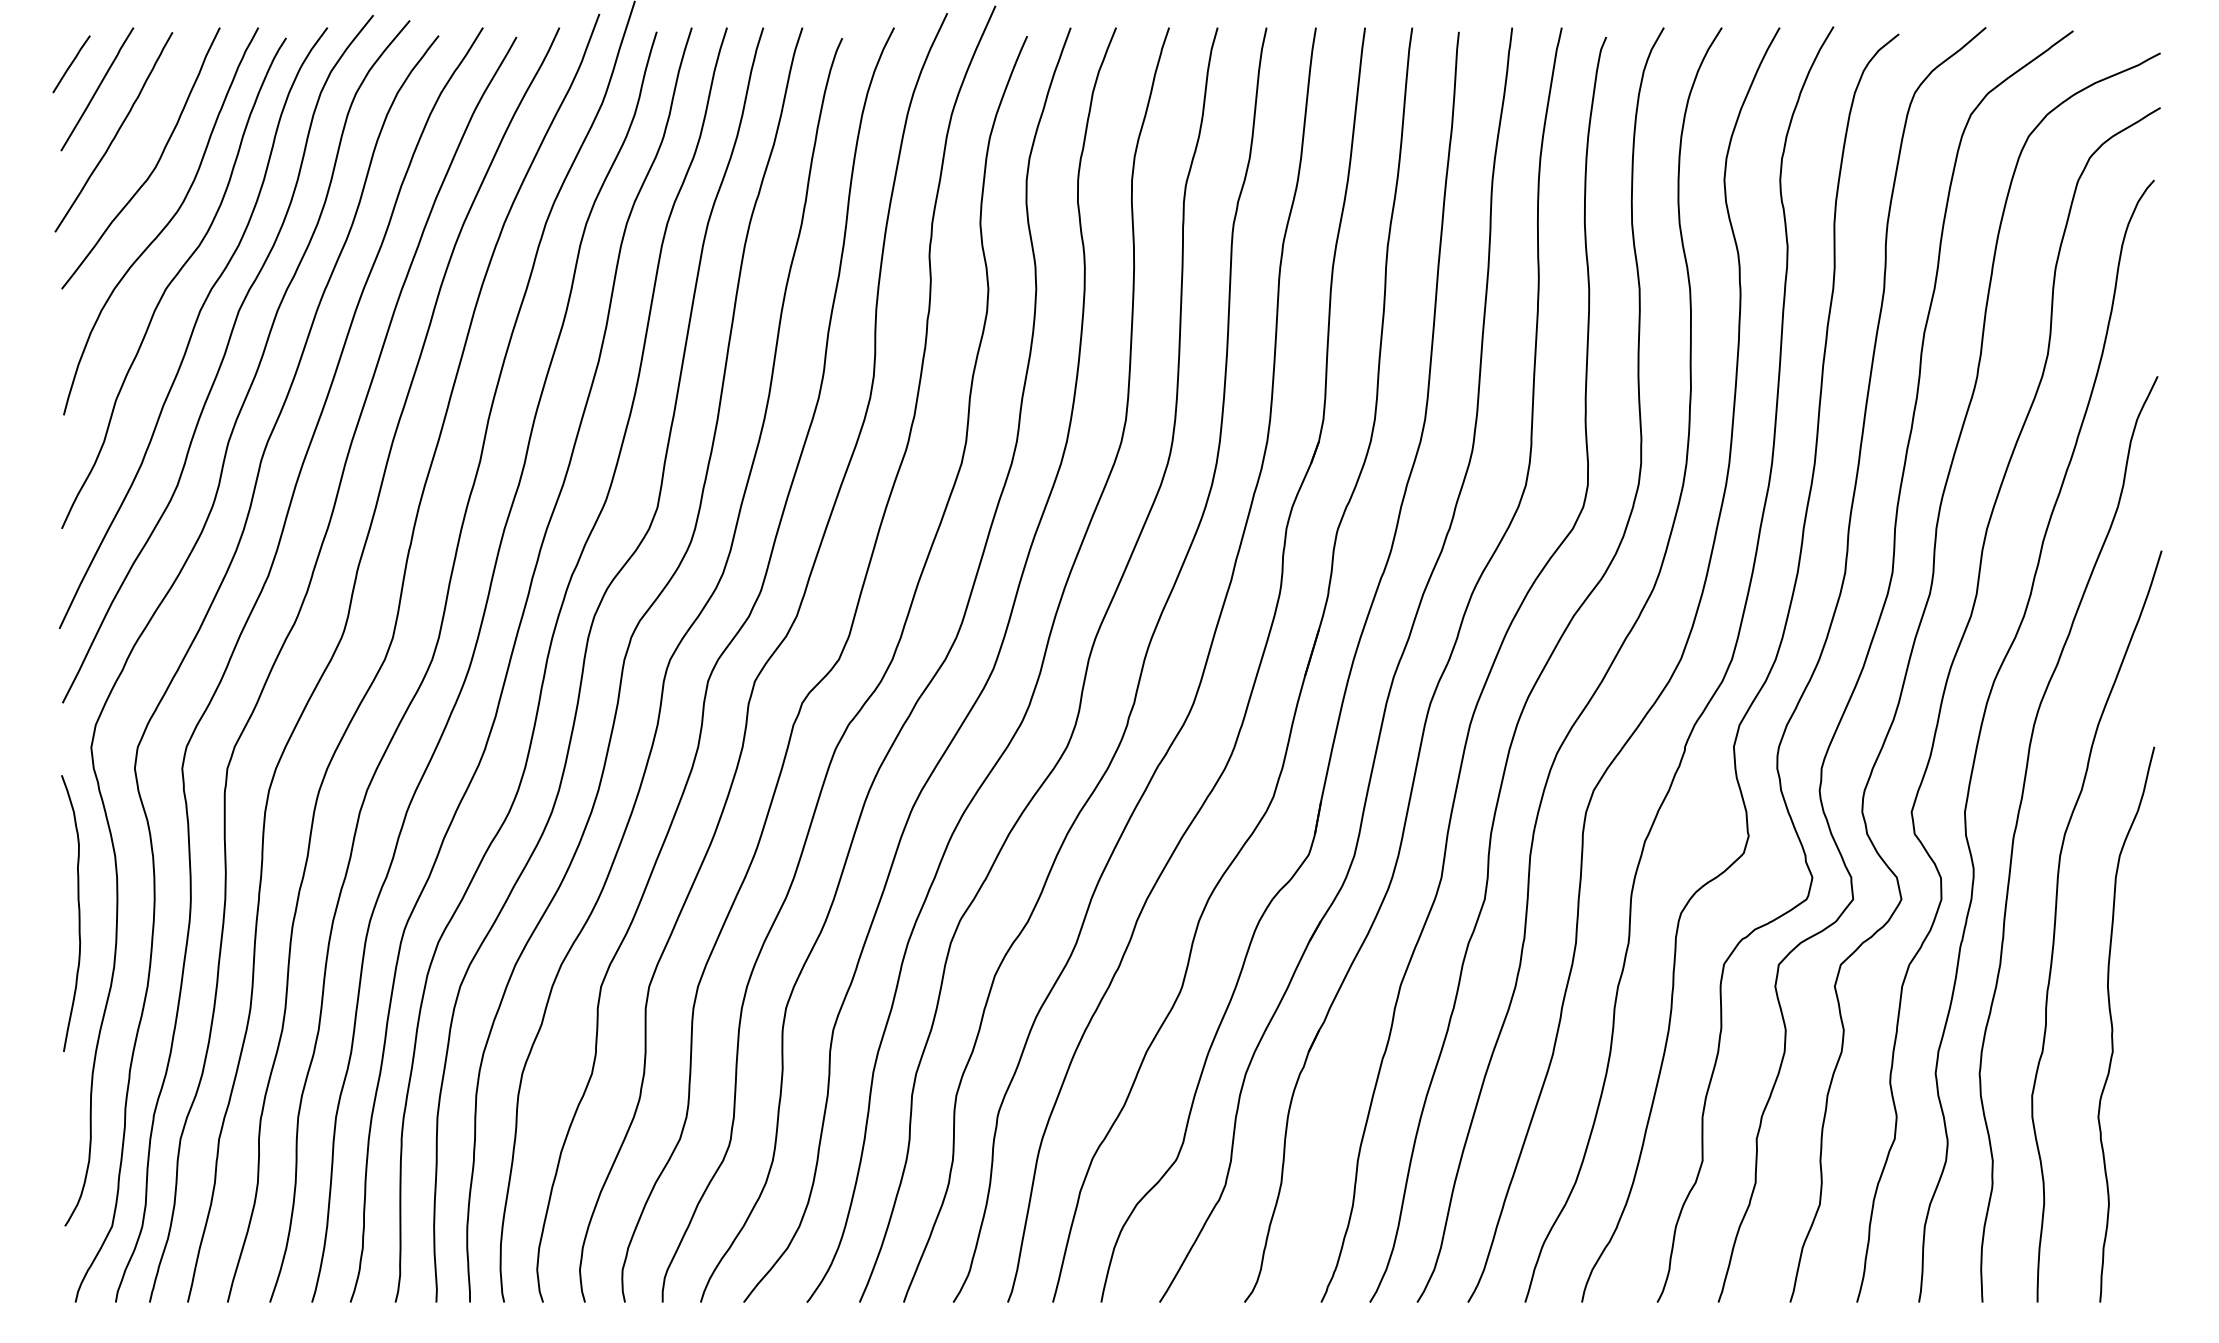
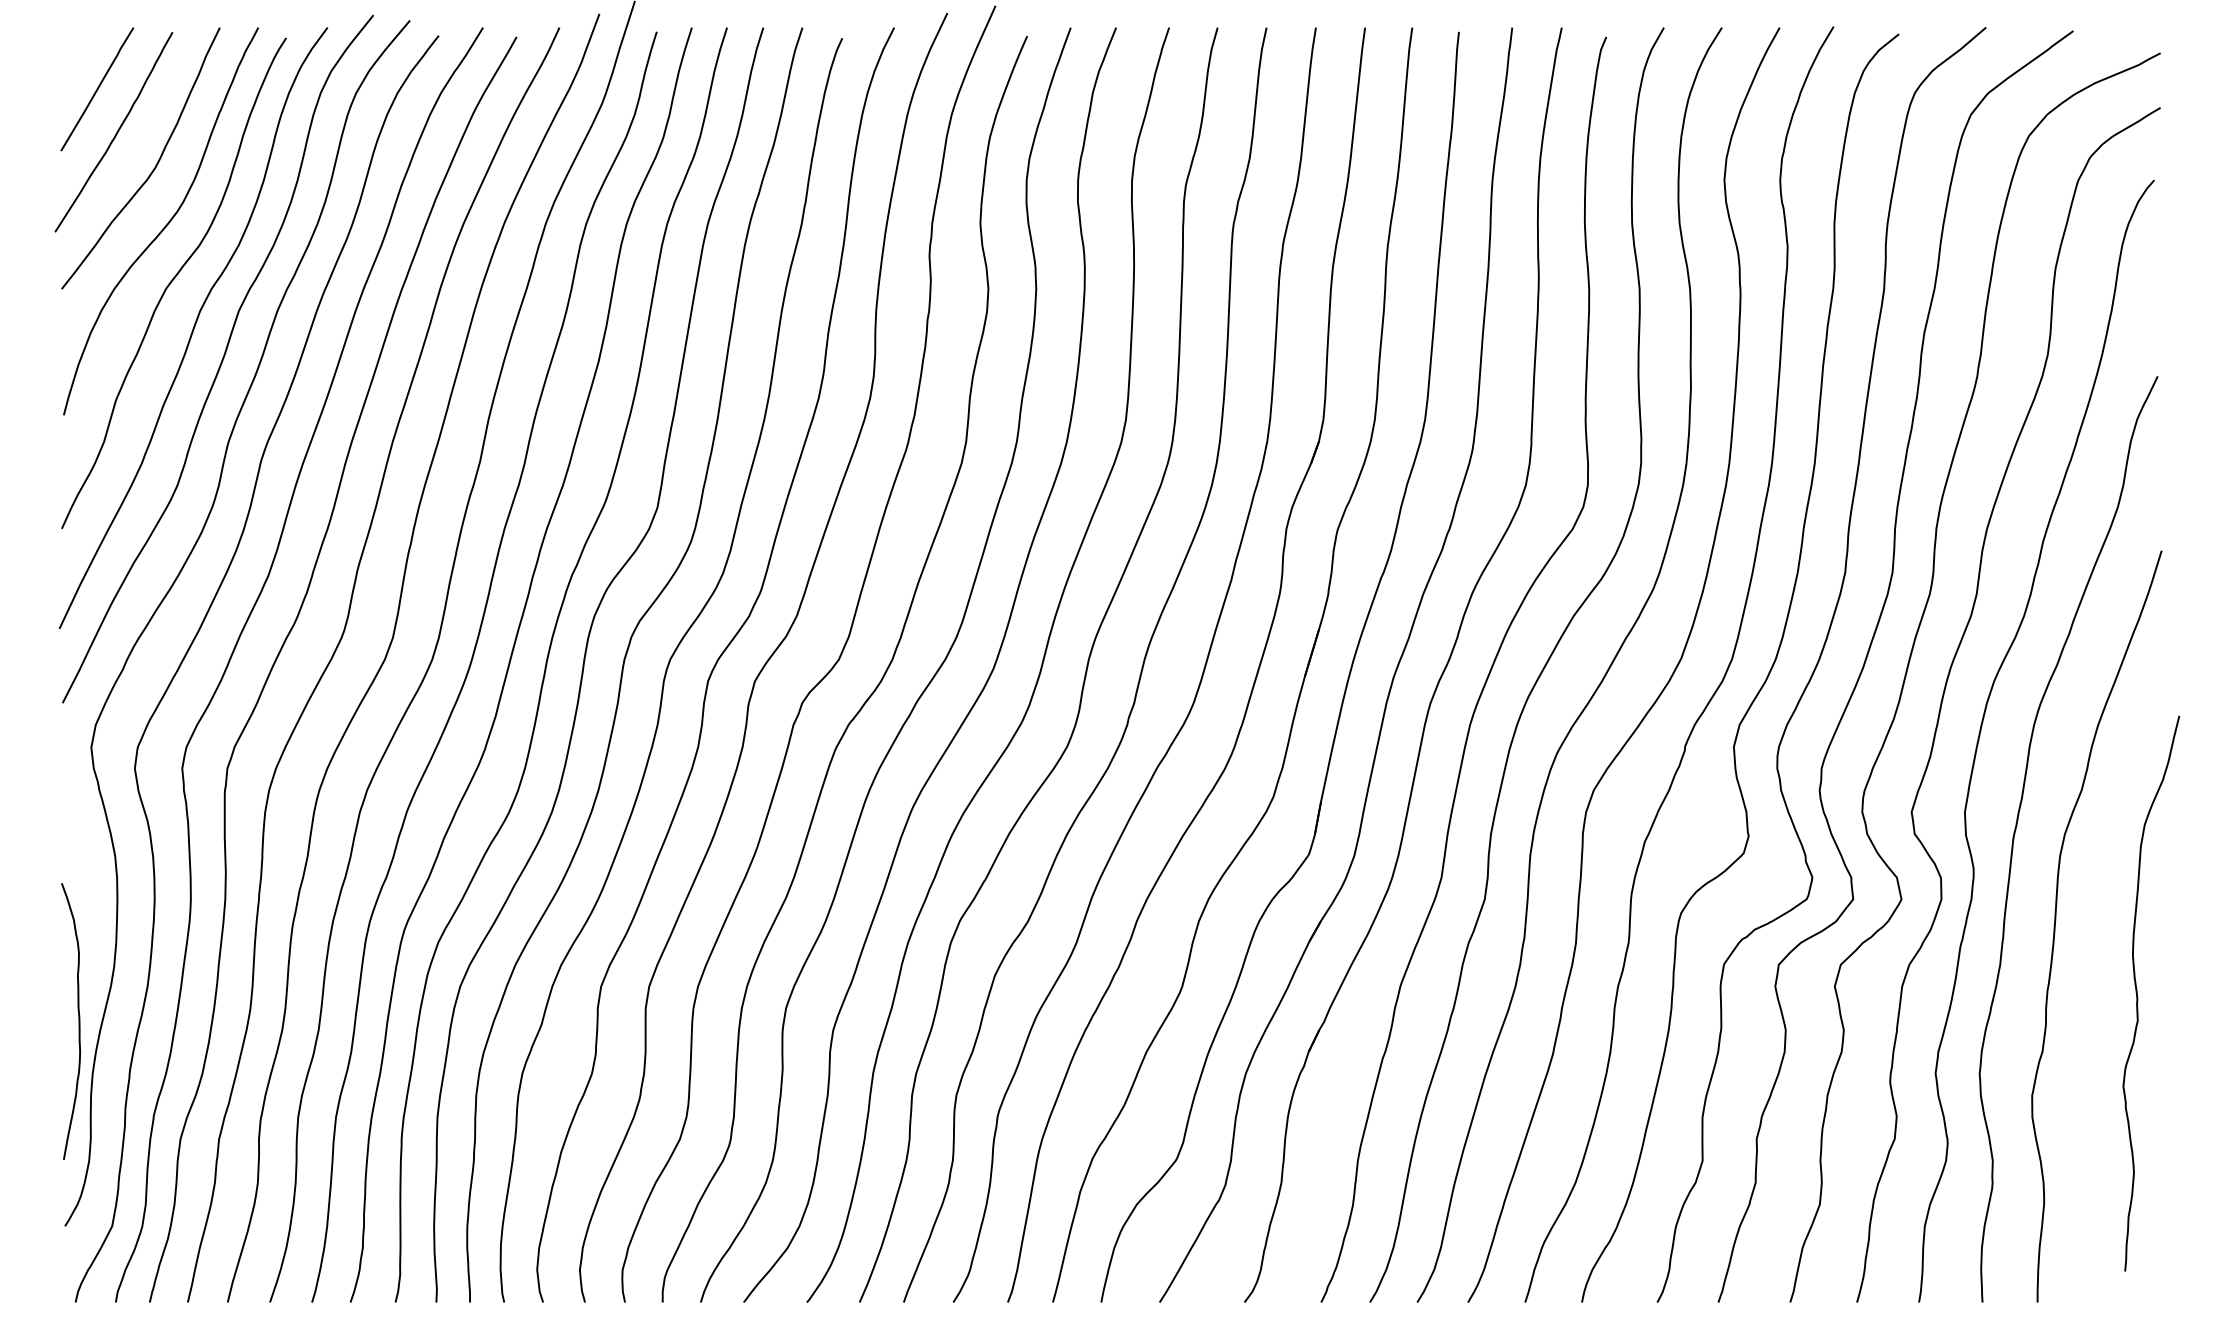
line: present -> none (71, 64)
curve position: (78, 913) -> (78, 1021) (78, 1021)
curve position: (2113, 1028) -> (2138, 997) (2138, 997)
